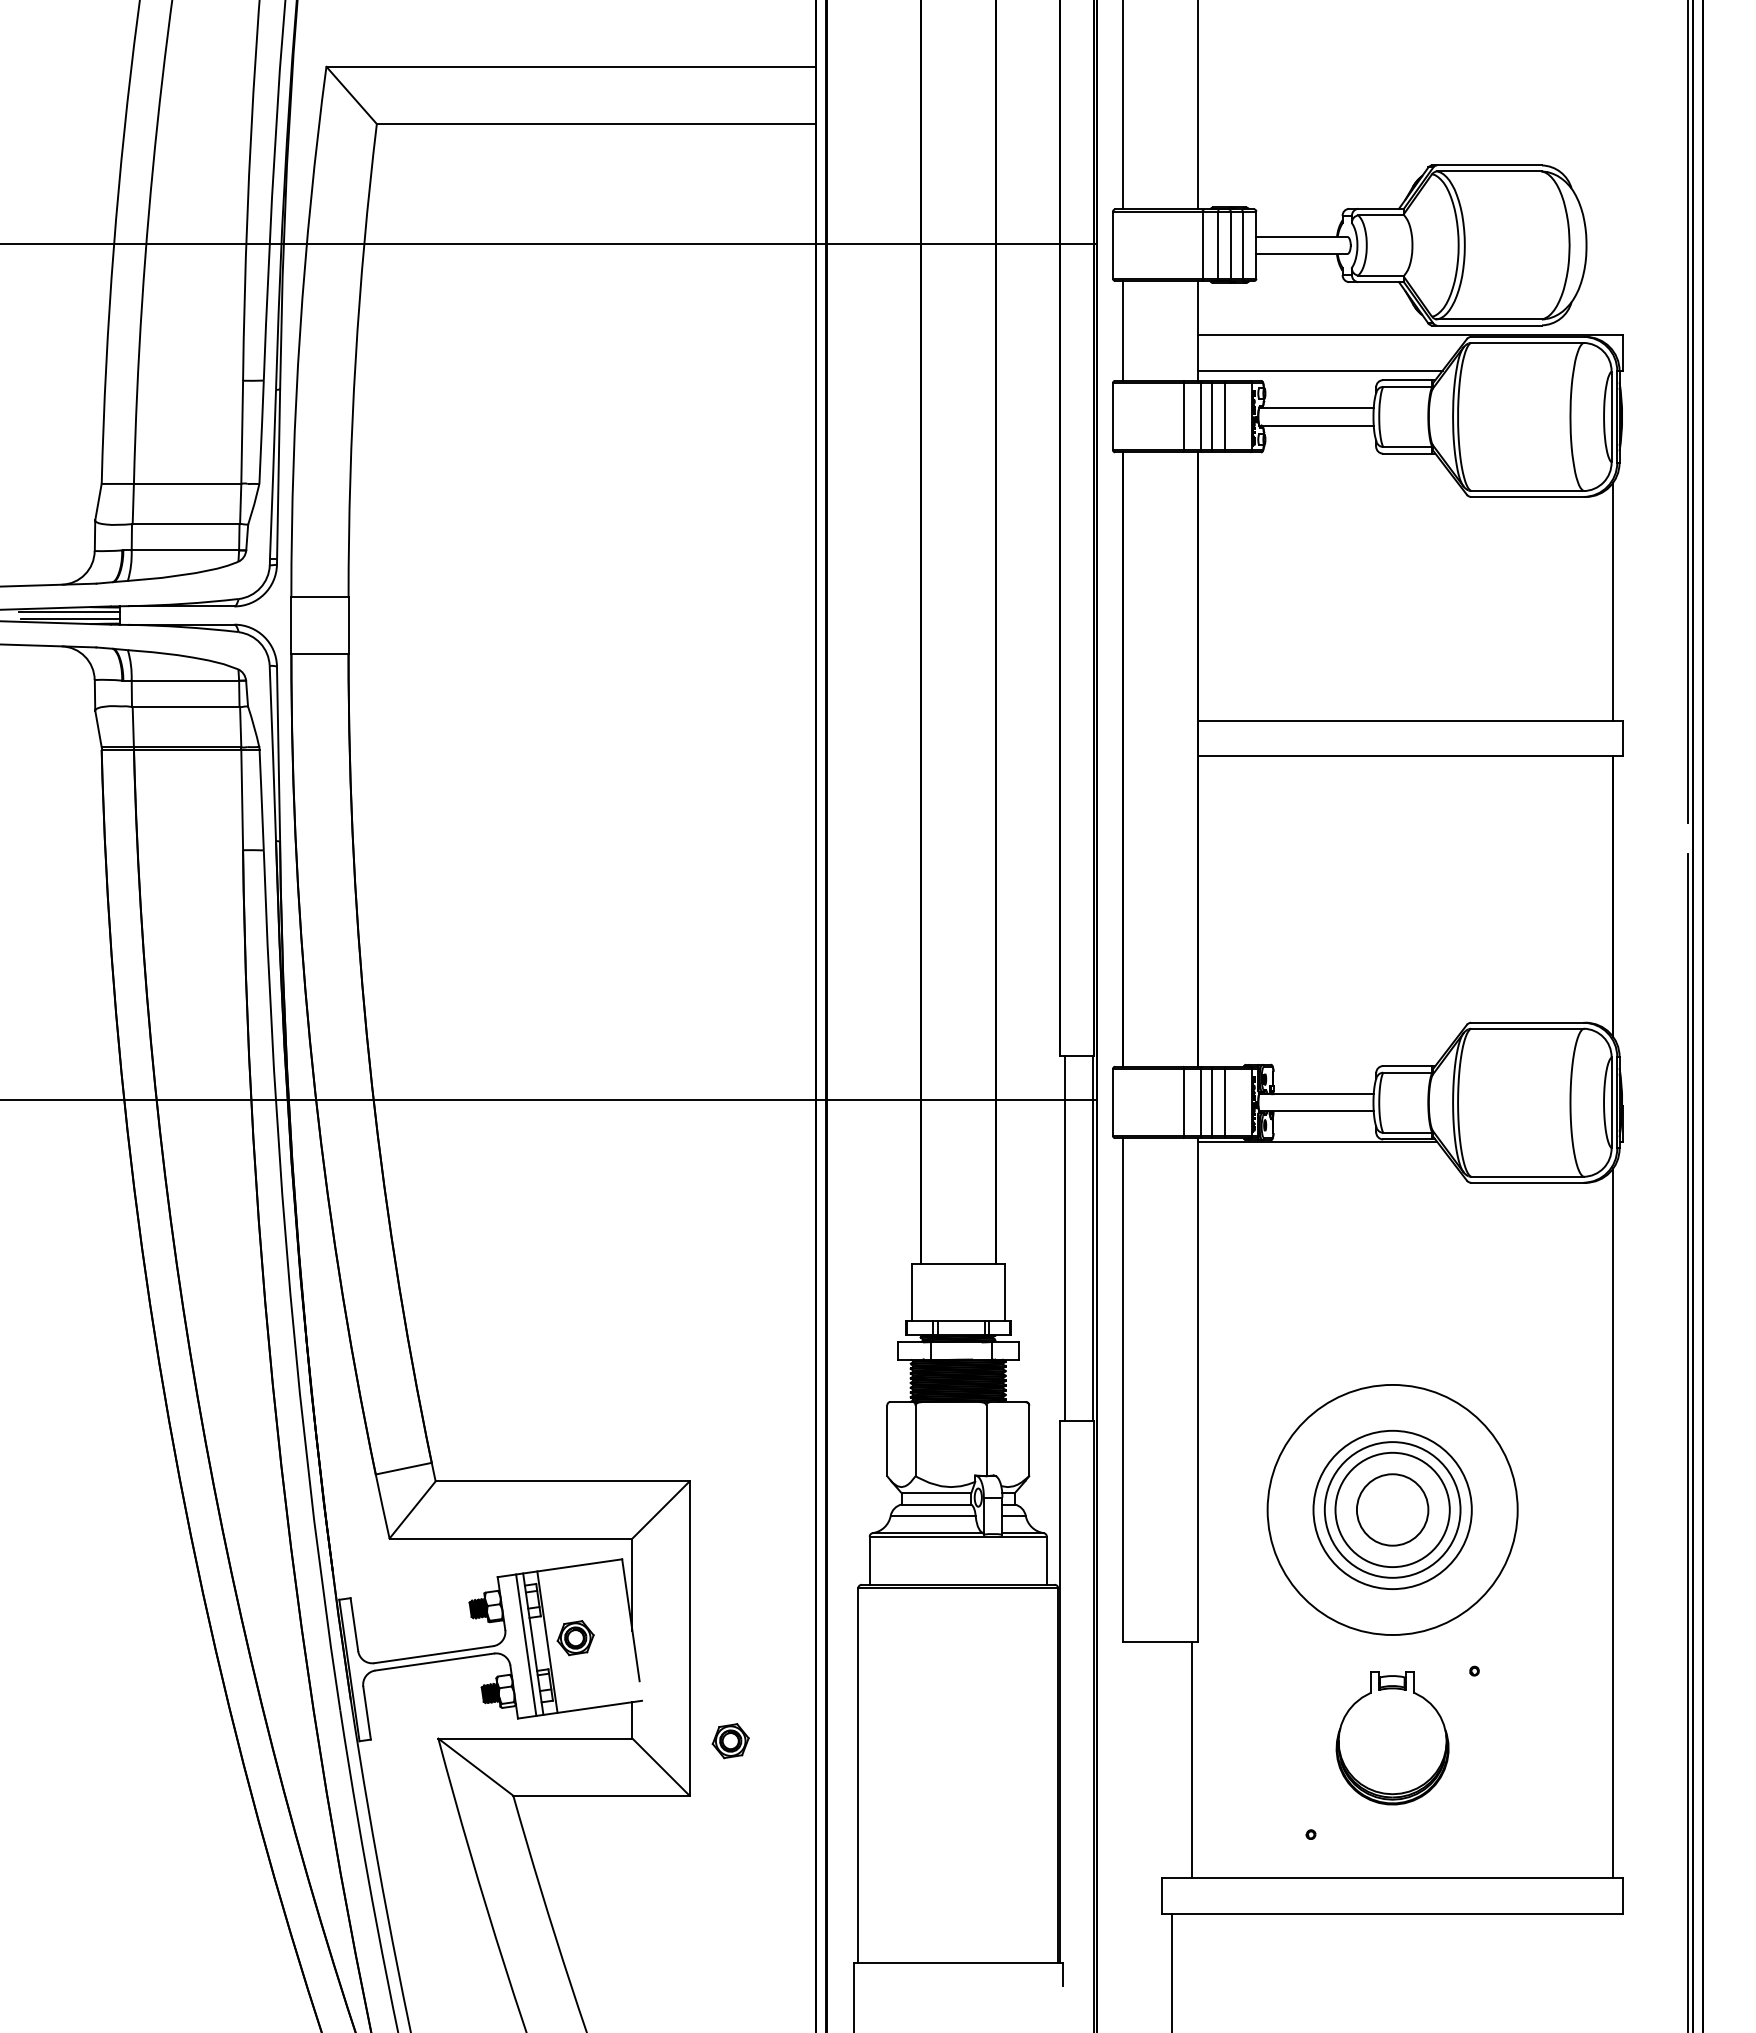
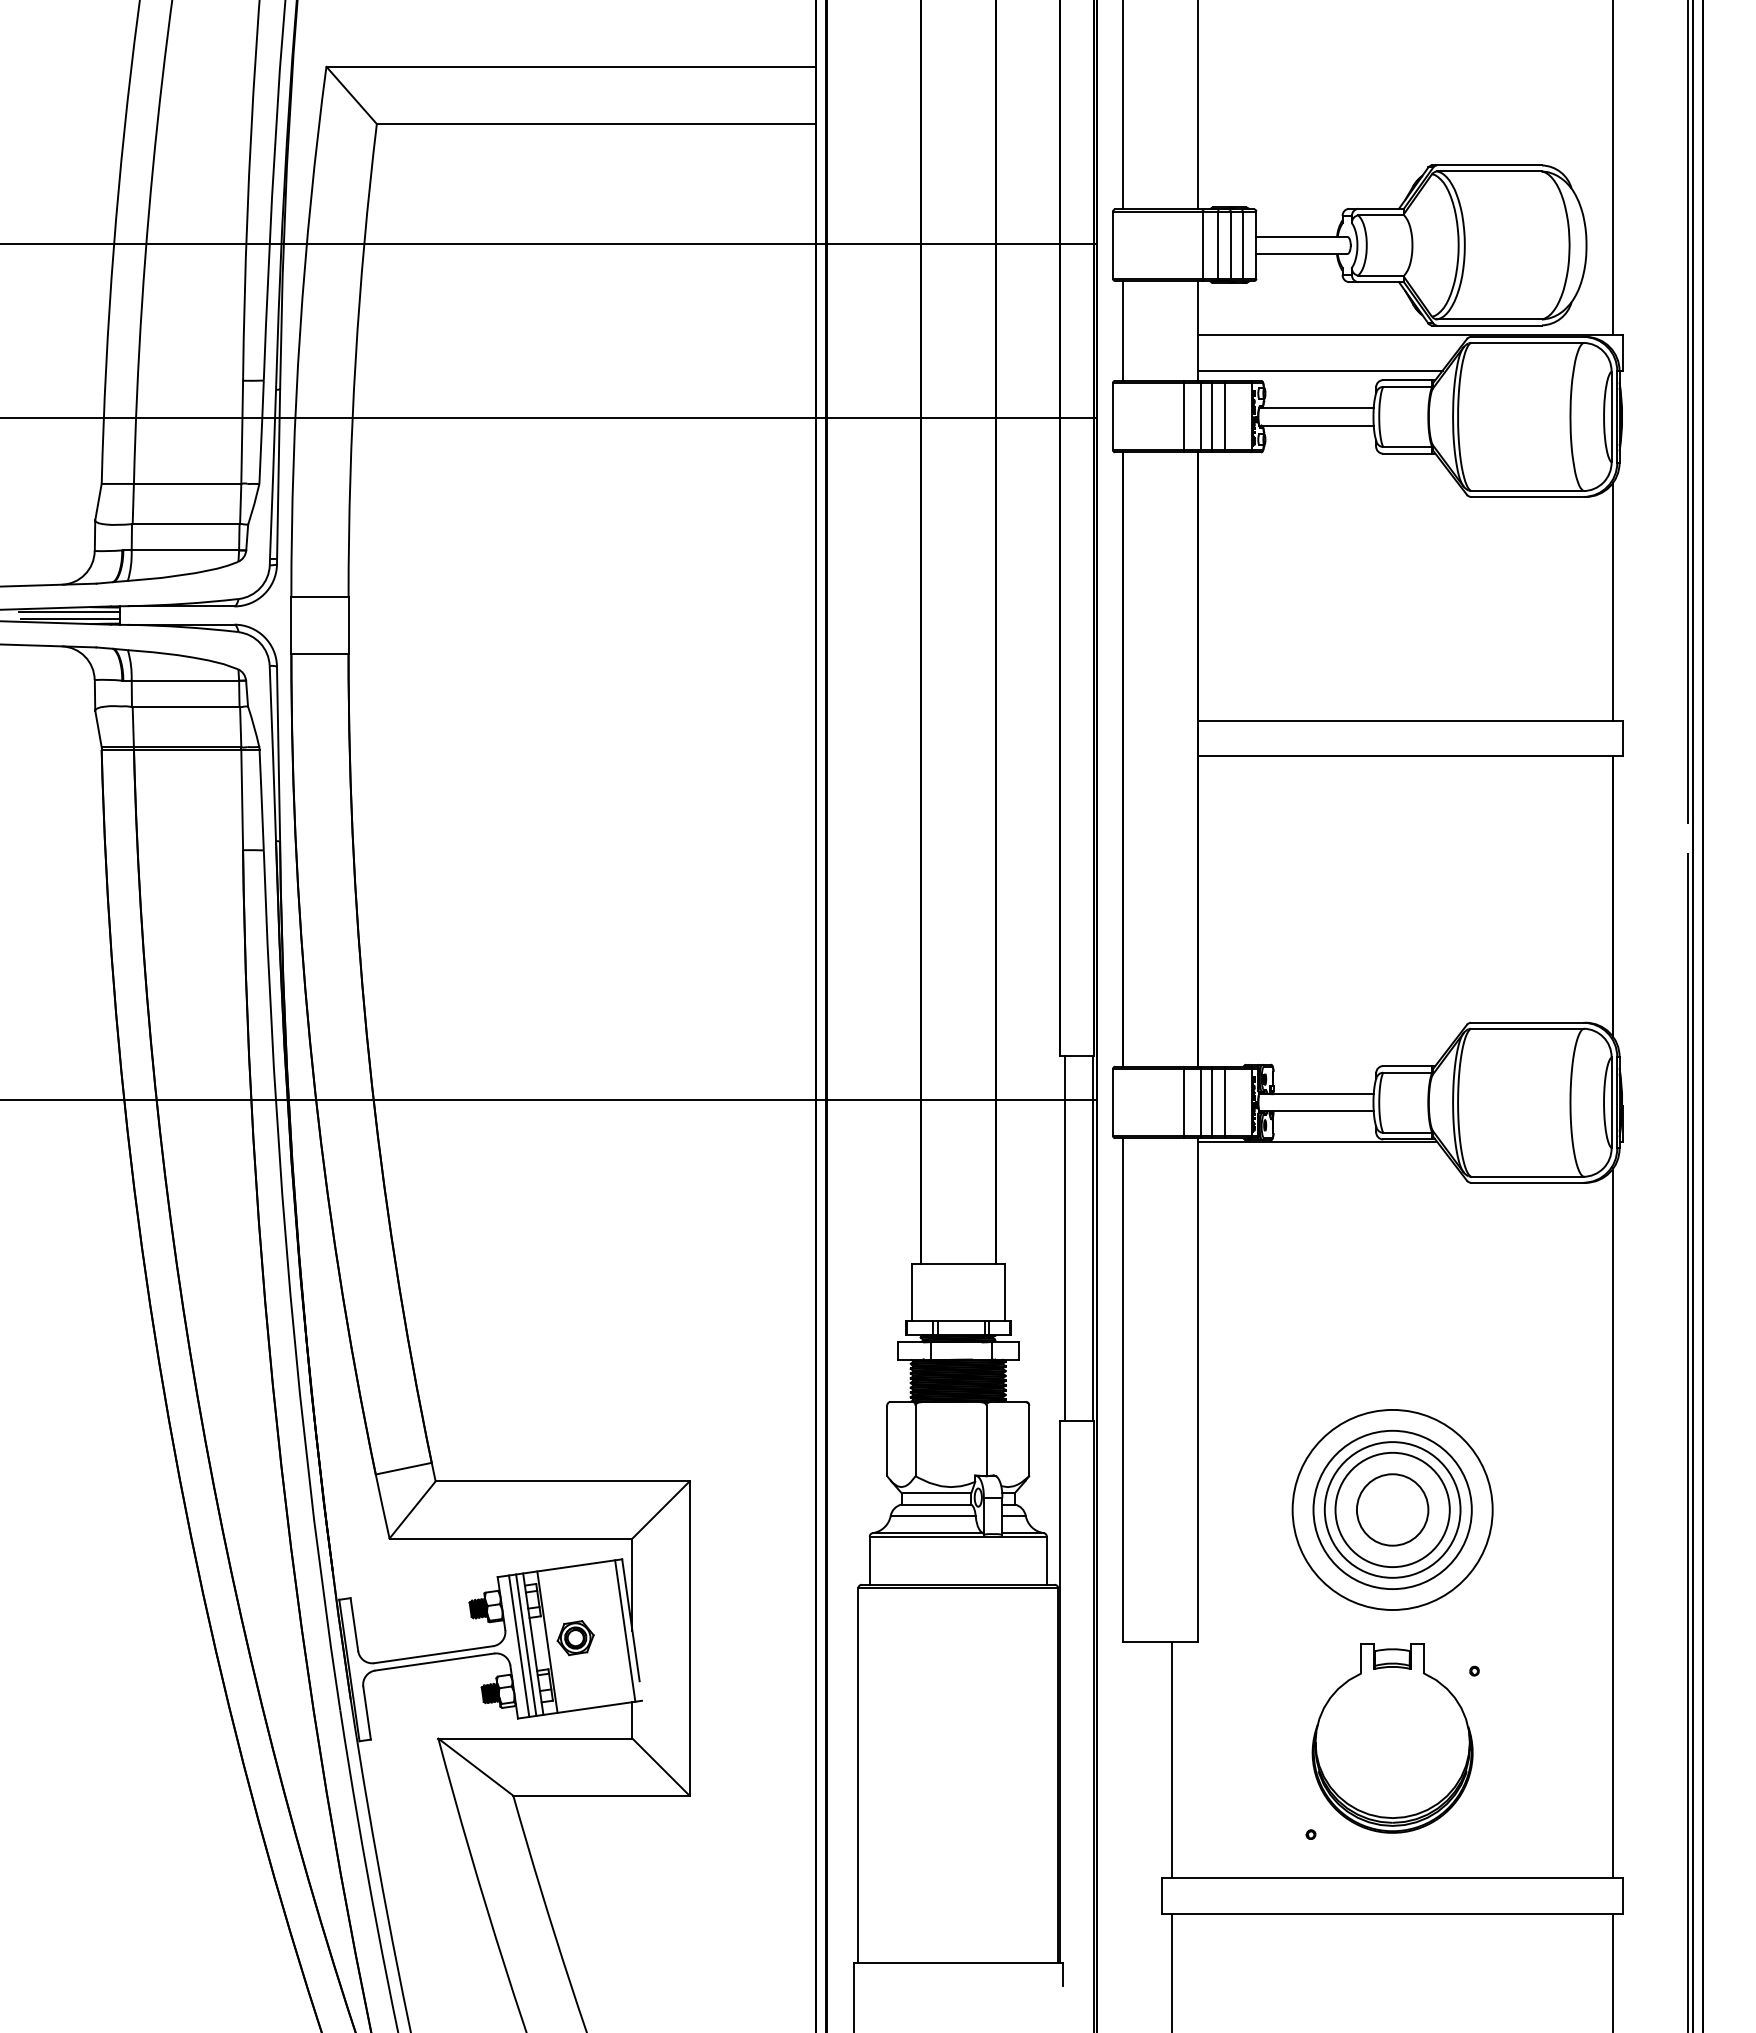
line: none -> present (1613, 168)
line: none -> present (549, 417)
circle diameter: 250 px -> 200 px (1392, 1509)
line: none -> present (625, 1630)
line: none -> present (519, 1645)
part size: 115x135 px -> 163x191 px (1392, 1738)
part: present -> none (730, 1741)
line position: (1192, 1759) -> (1172, 1759) (1172, 1759)
line: none -> present (1613, 1971)
